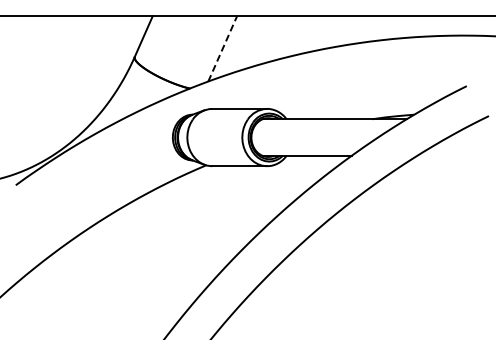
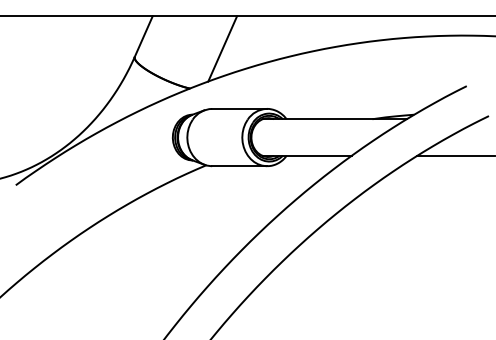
line: dashed -> solid (222, 48)
line: none -> present (454, 155)
